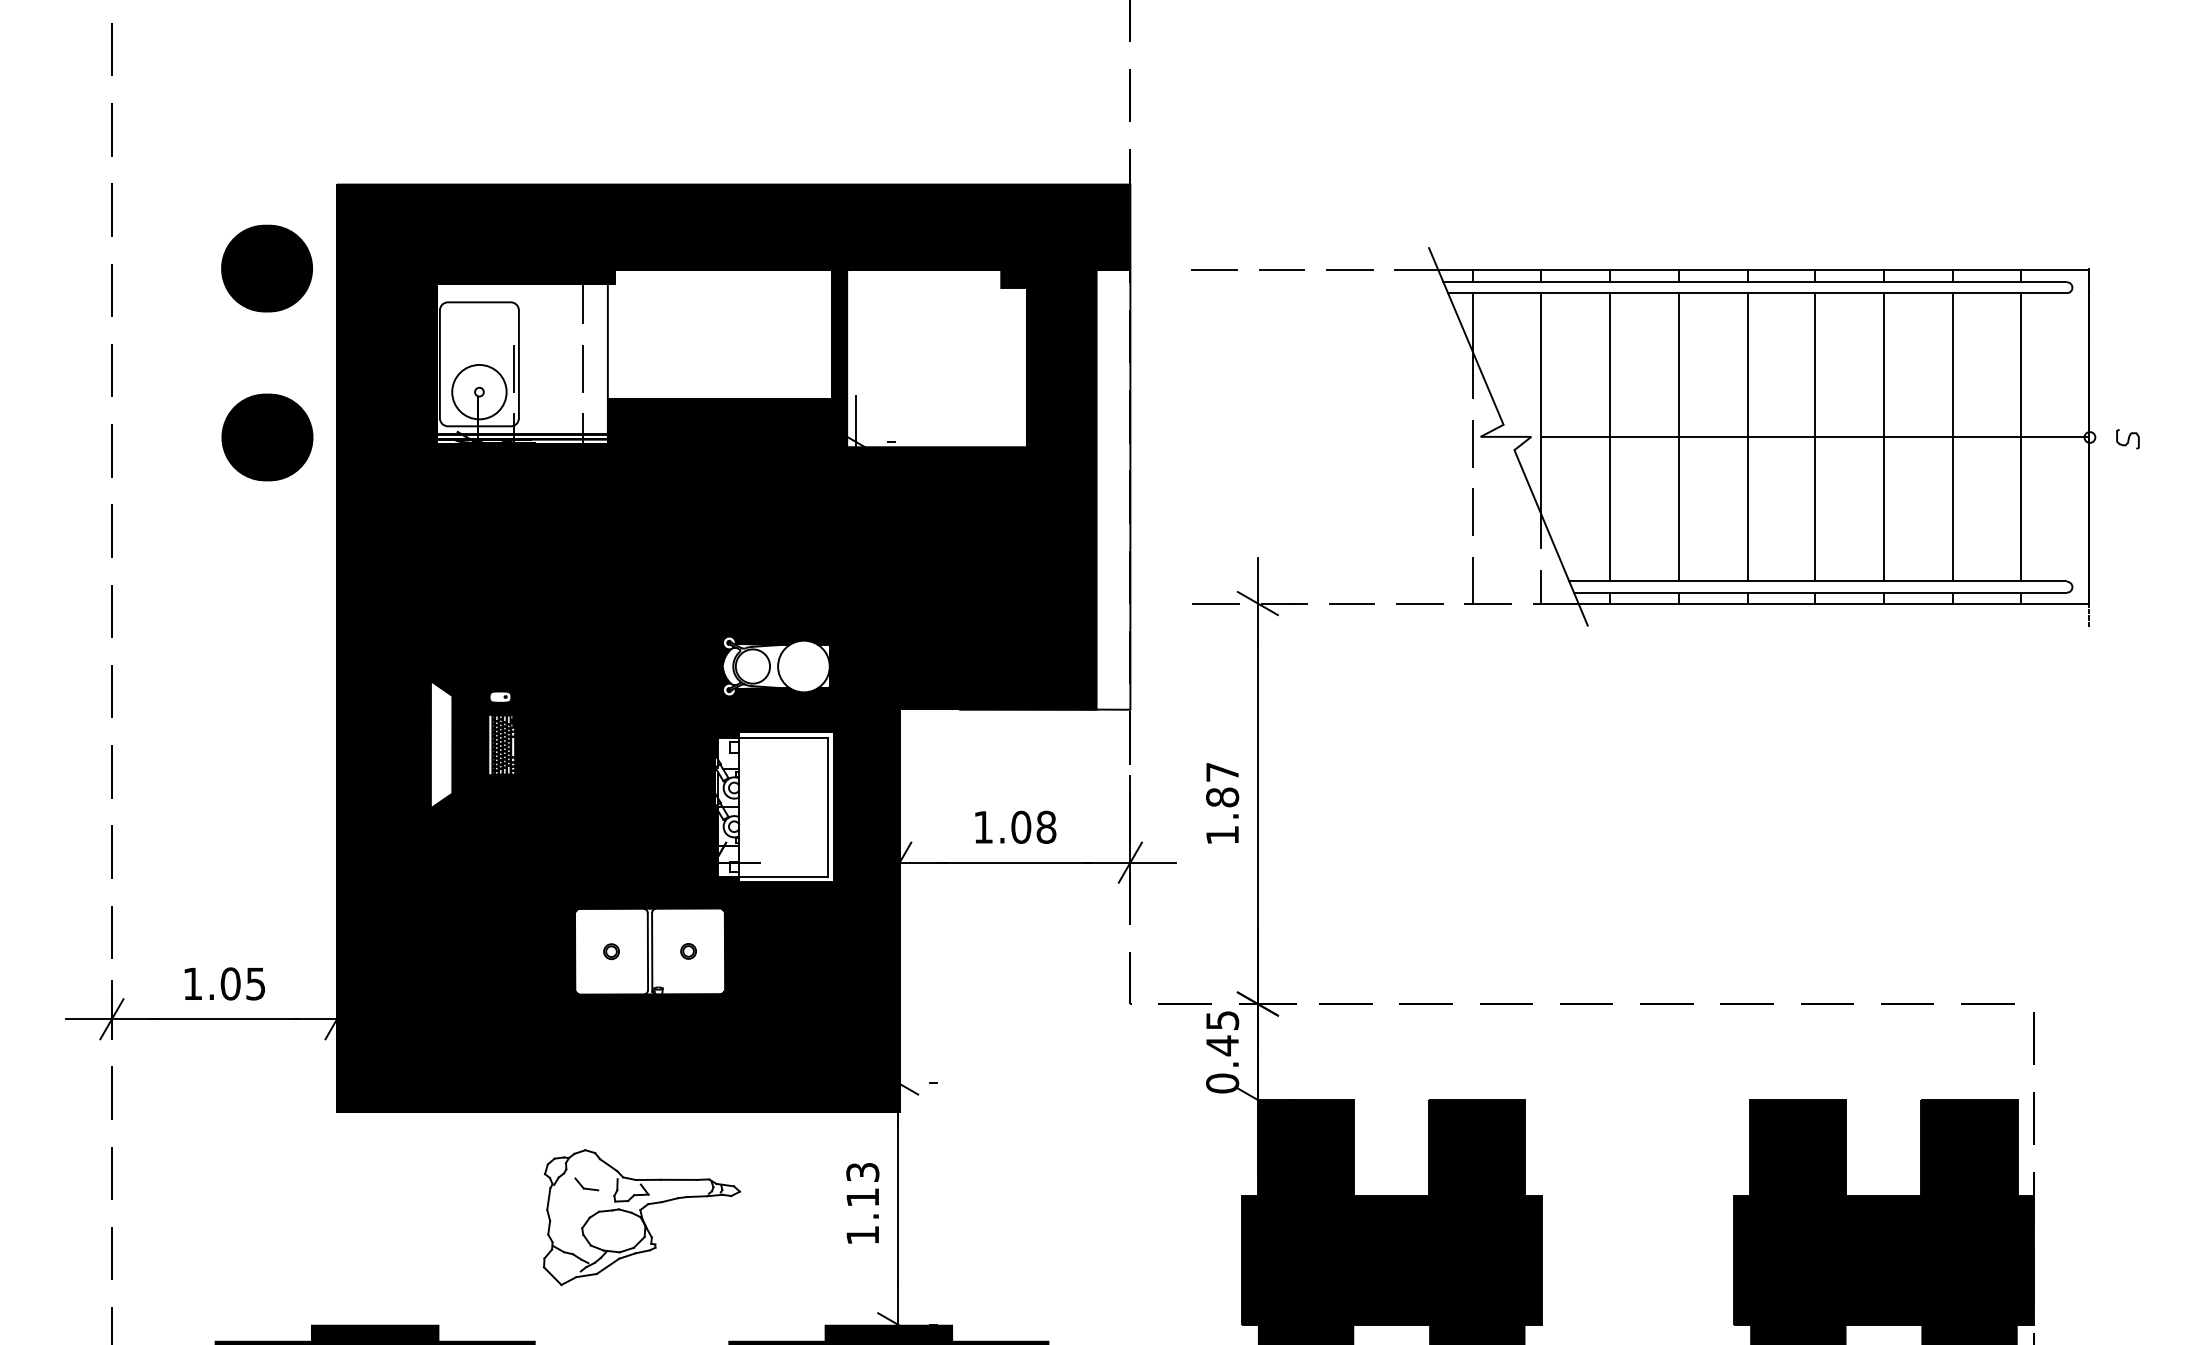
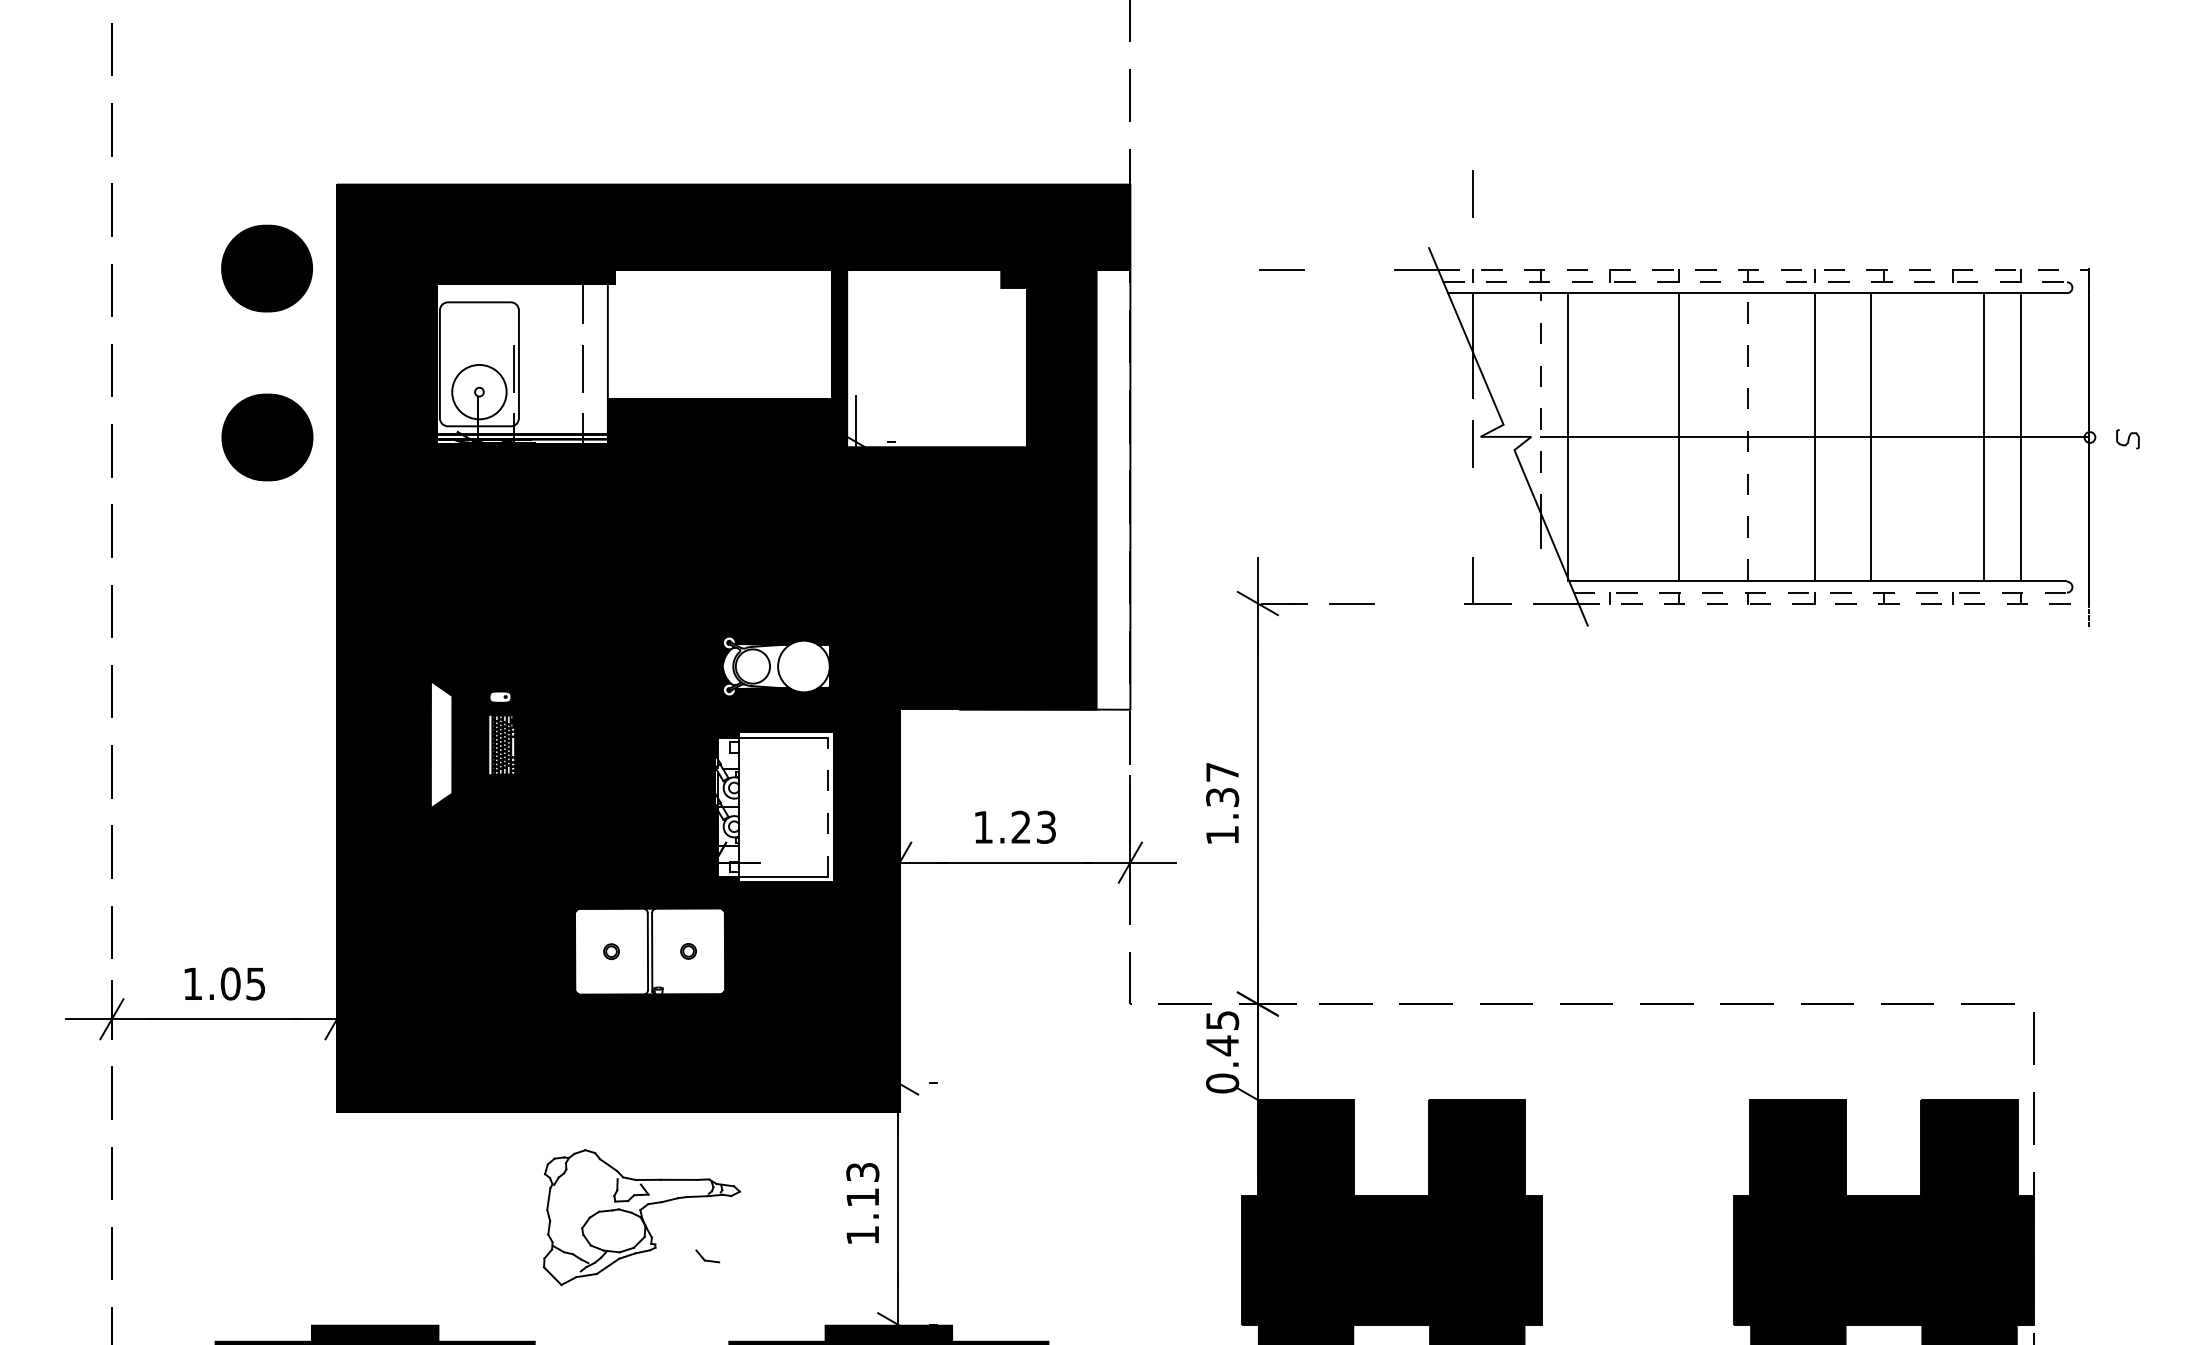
line: present -> none (1349, 269)
line: present -> none (1214, 270)
line: solid -> dashed (1764, 270)
line: solid -> dashed (1754, 282)
line: solid -> dashed (1541, 403)
line position: (1609, 436) -> (1567, 436) (1567, 436)
line: solid -> dashed (1747, 436)
line position: (1884, 436) -> (1871, 436) (1871, 436)
line position: (1952, 436) -> (1983, 436) (1983, 436)
line position: (1472, 511) -> (1472, 193) (1472, 193)
line: present -> none (1541, 586)
line: solid -> dashed (1820, 592)
line: present -> none (1216, 603)
line: present -> none (1420, 603)
line: solid -> dashed (1834, 603)
text: 1.87 -> 1.37 (1222, 797)
line: solid -> dashed (828, 807)
text: 1.08 -> 1.23 (1033, 826)
part position: (586, 1184) -> (707, 1256) (707, 1256)
